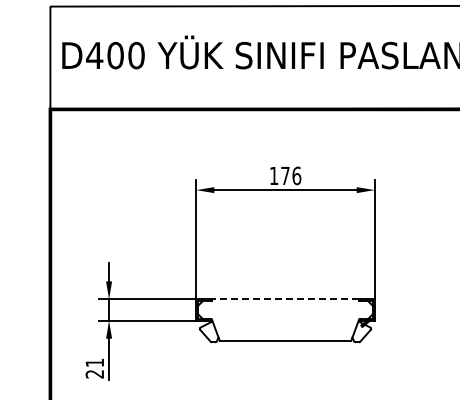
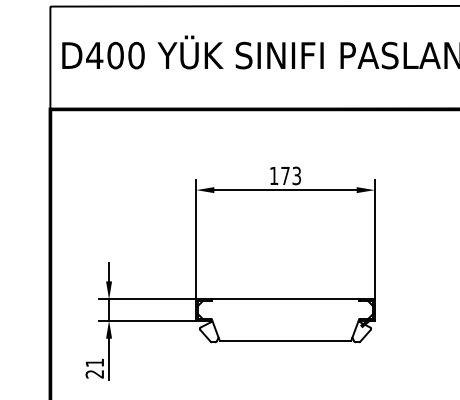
text: 176 -> 173 (296, 175)
line: dashed -> solid (285, 299)
